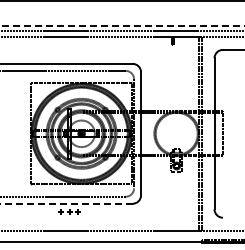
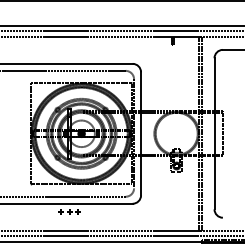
line: dashed -> solid (123, 26)
line: dashed -> solid (65, 203)
line: none -> present (121, 236)
